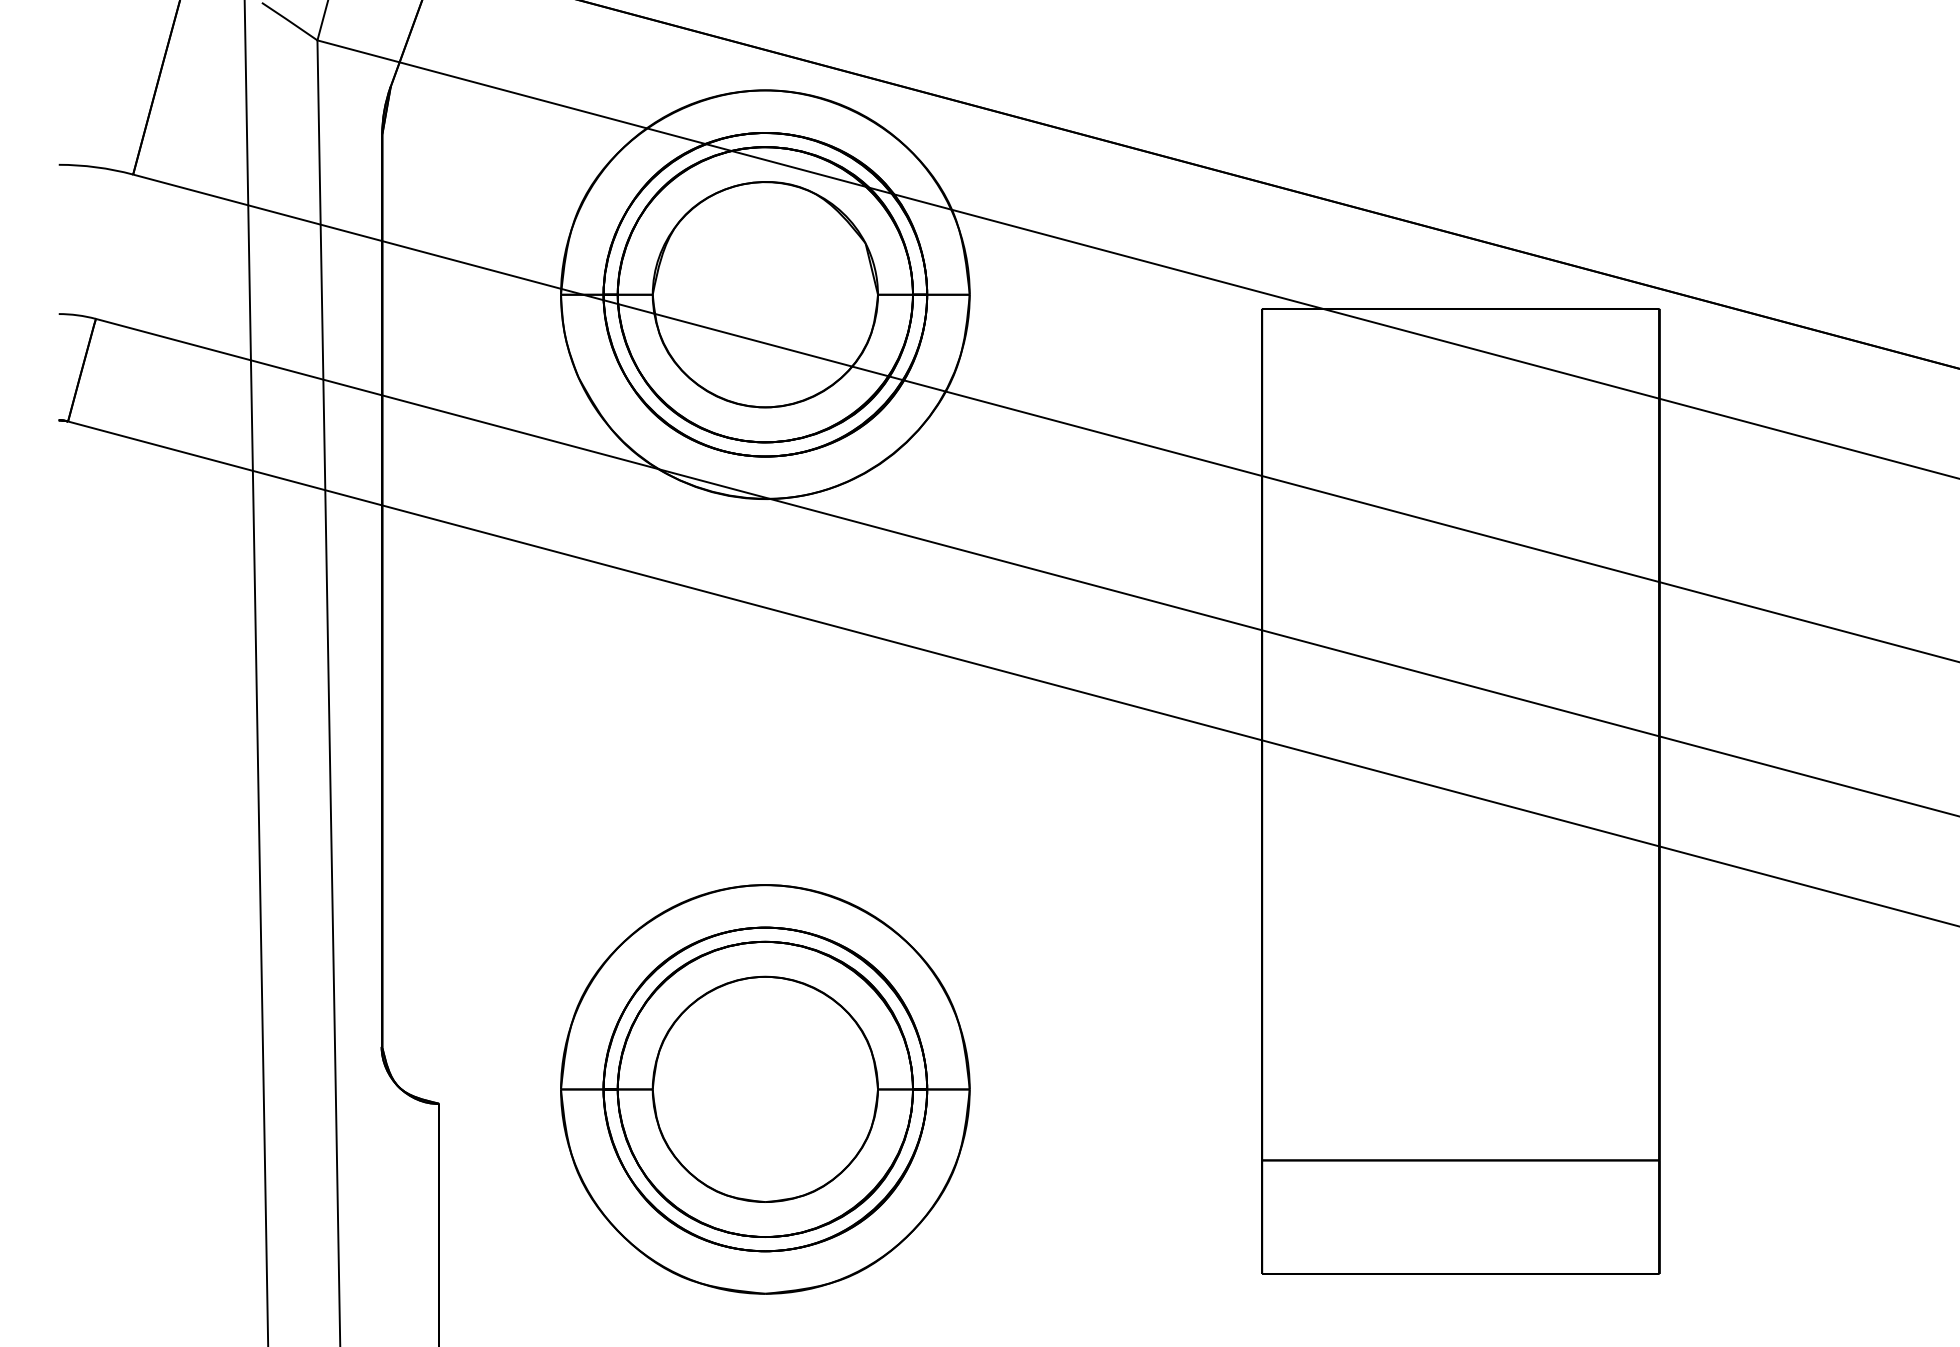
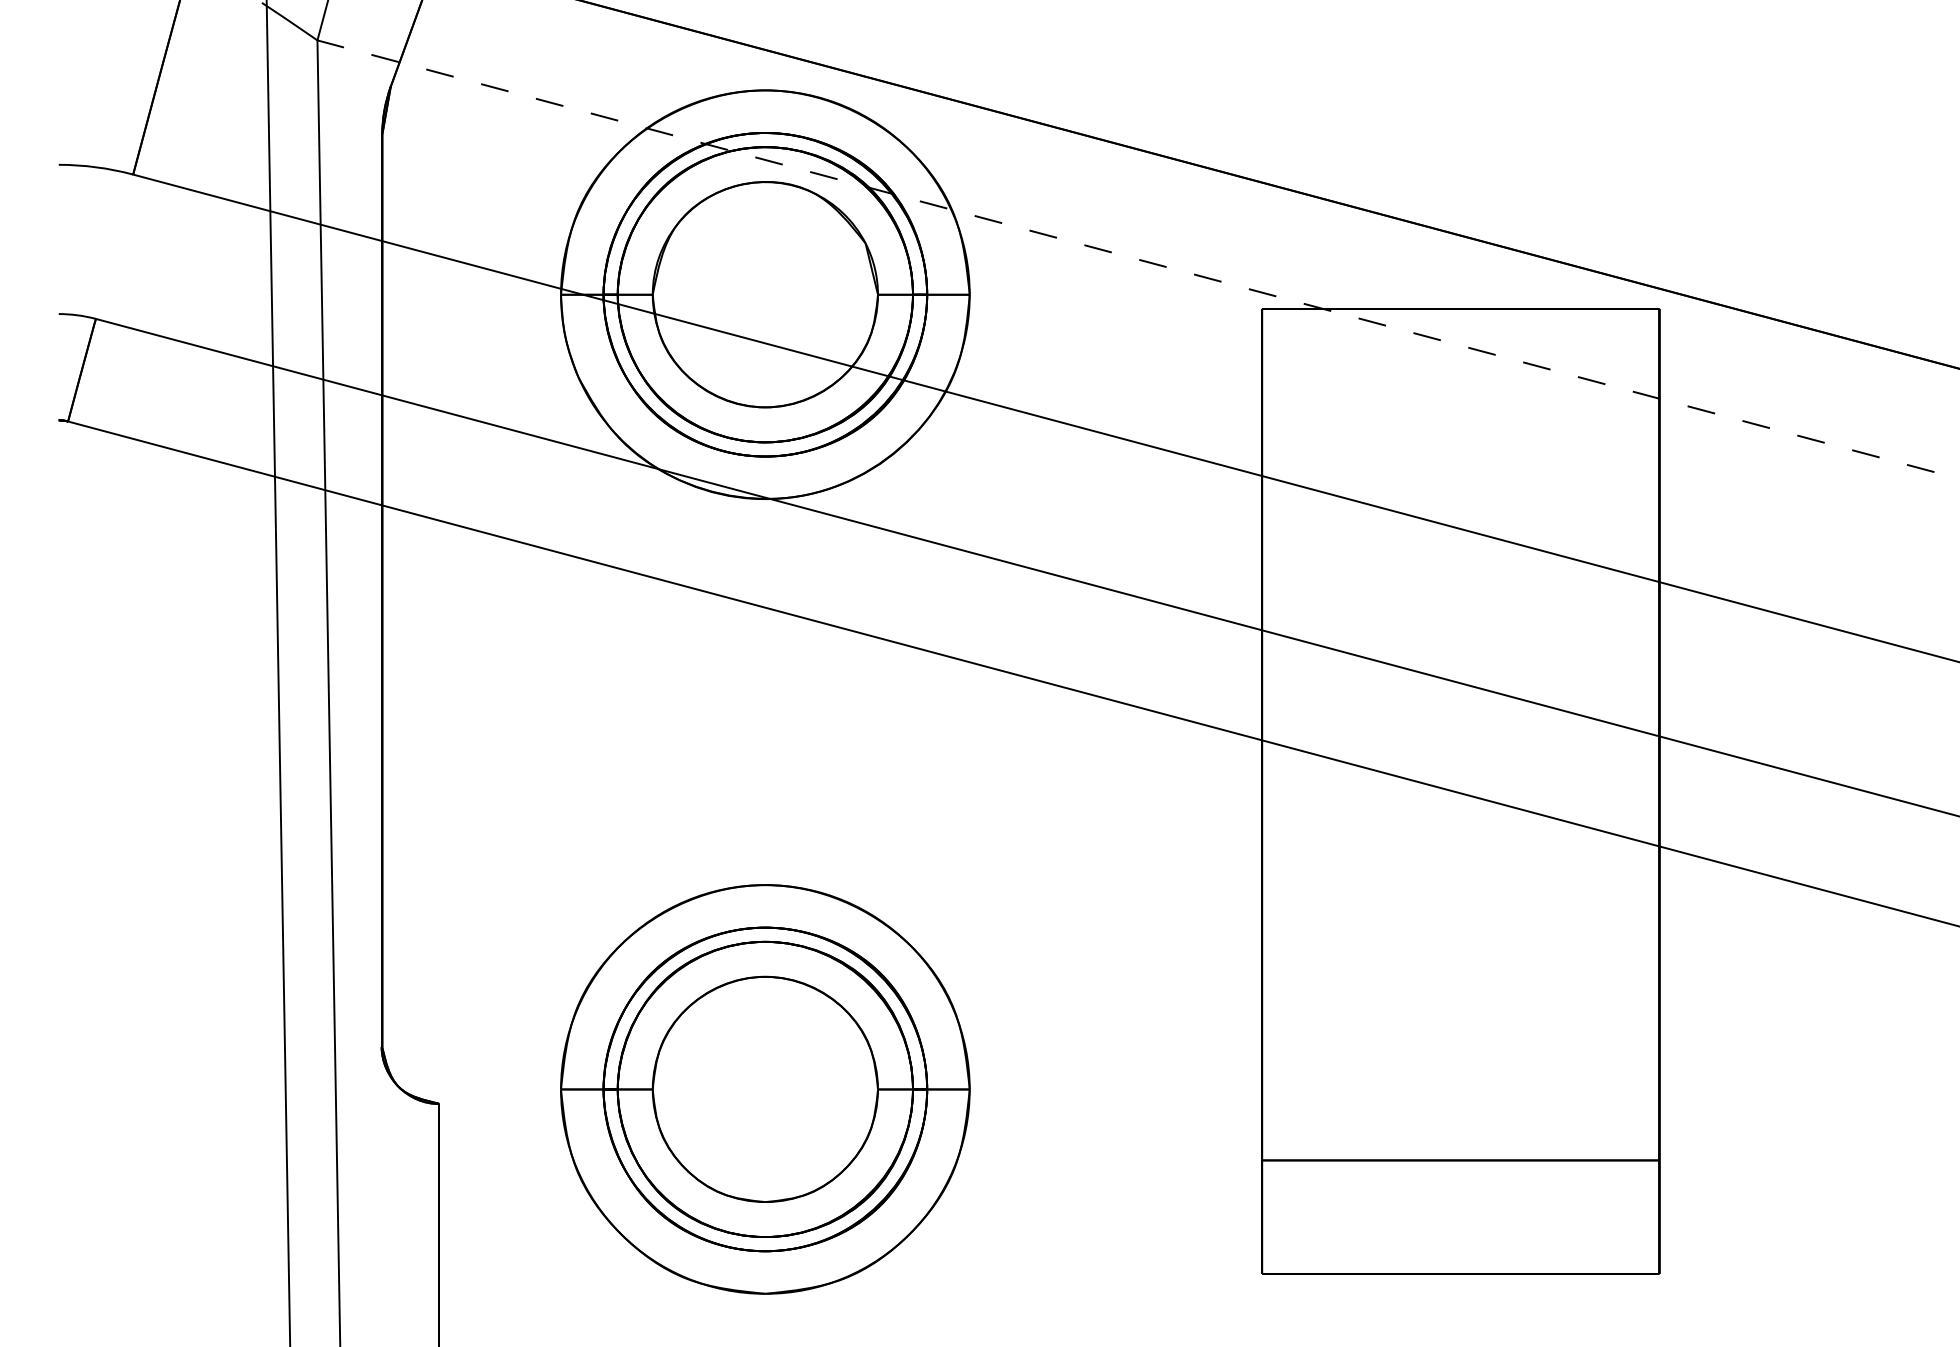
line: solid -> dashed (1138, 259)
line position: (256, 672) -> (278, 672) (278, 672)
